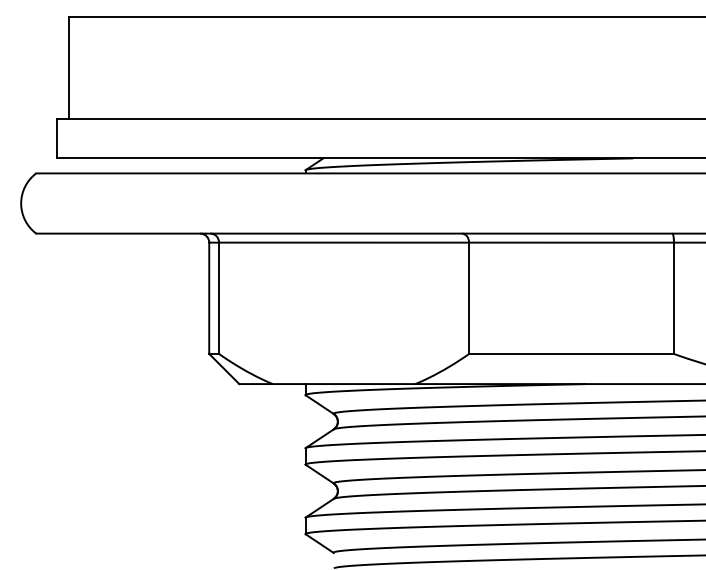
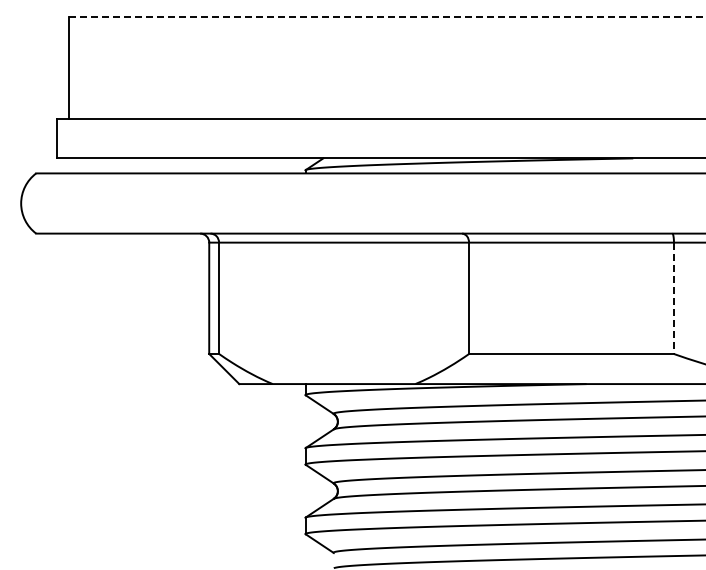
line: solid -> dashed (387, 16)
line: solid -> dashed (673, 298)
